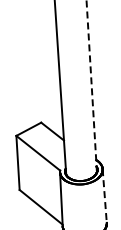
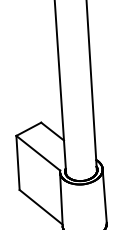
line: dashed -> solid (91, 86)
line: dashed -> solid (104, 196)
